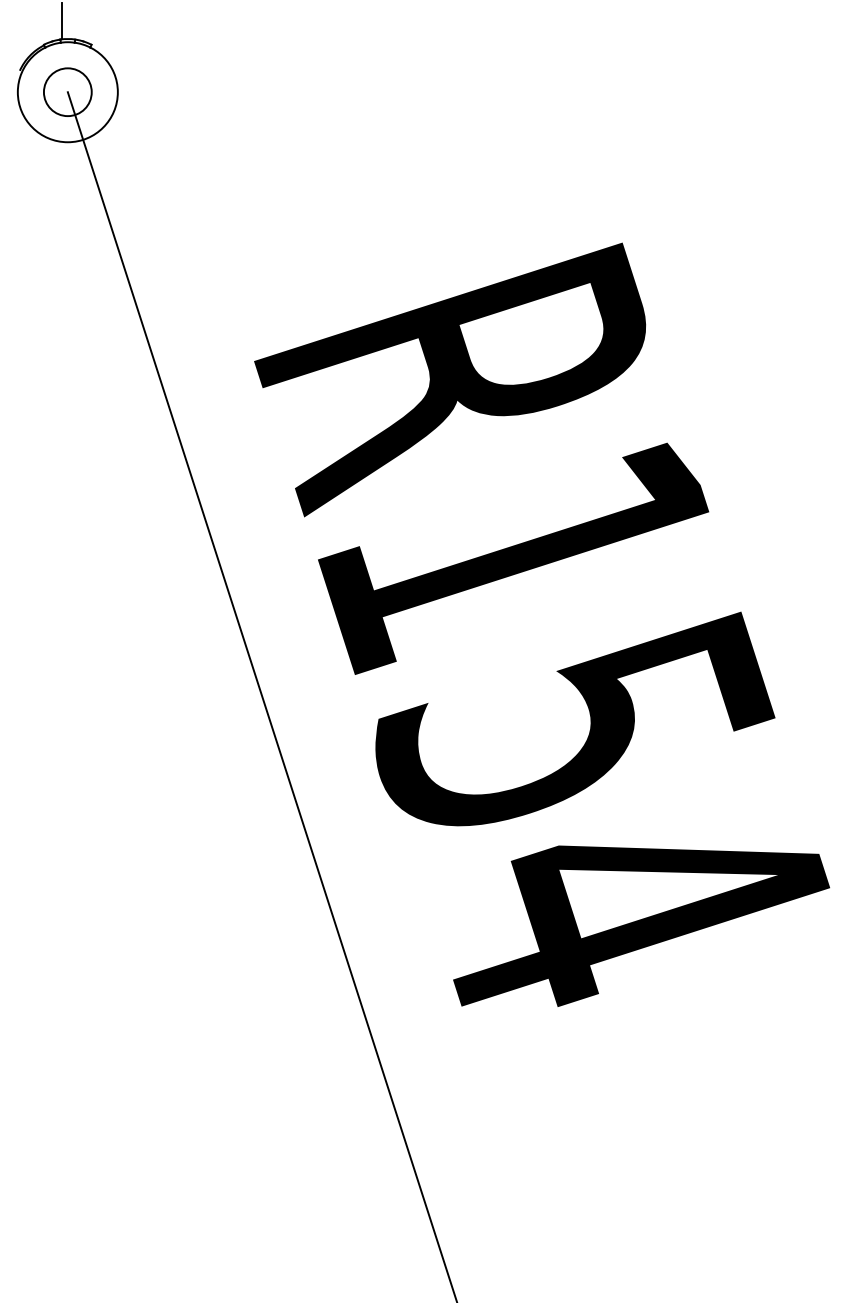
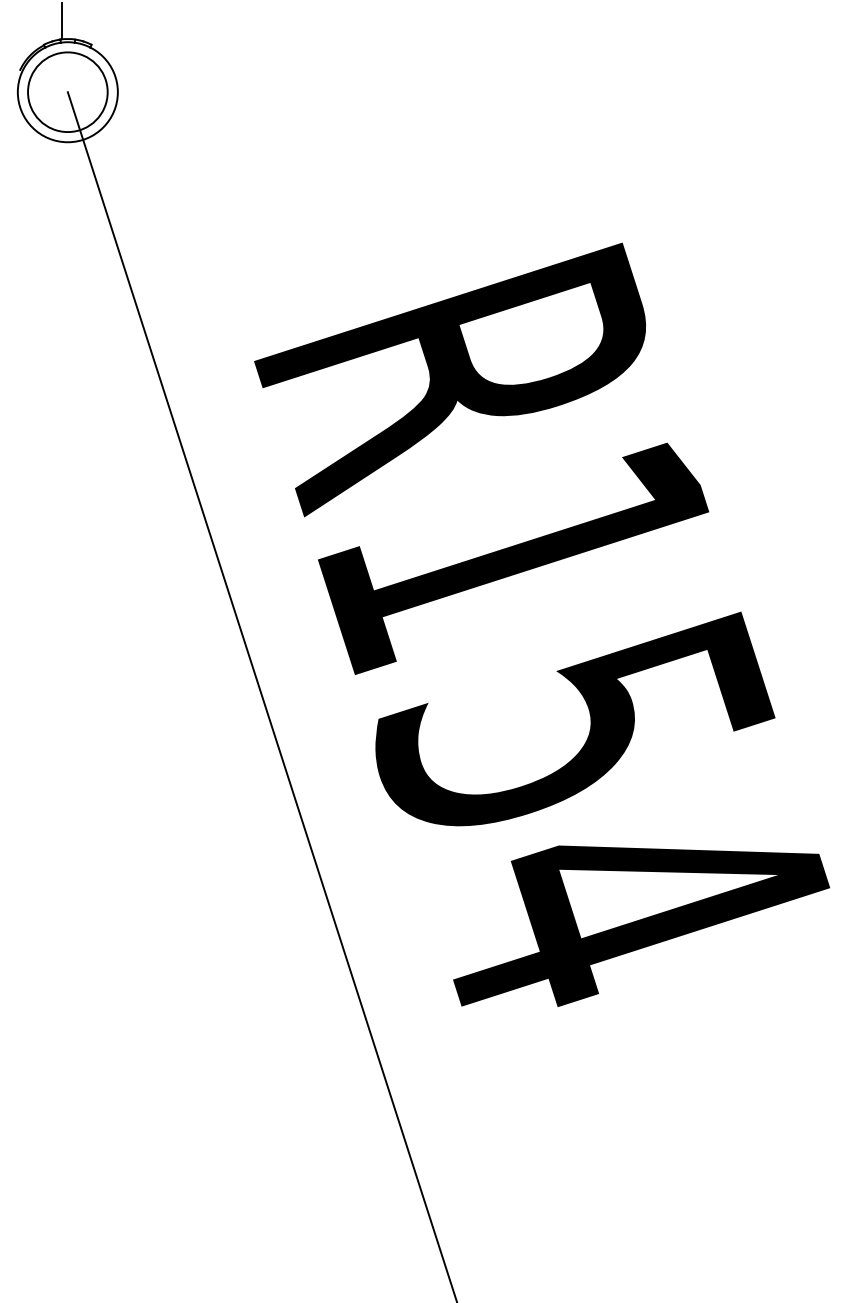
circle diameter: 48 px -> 80 px (67, 92)
